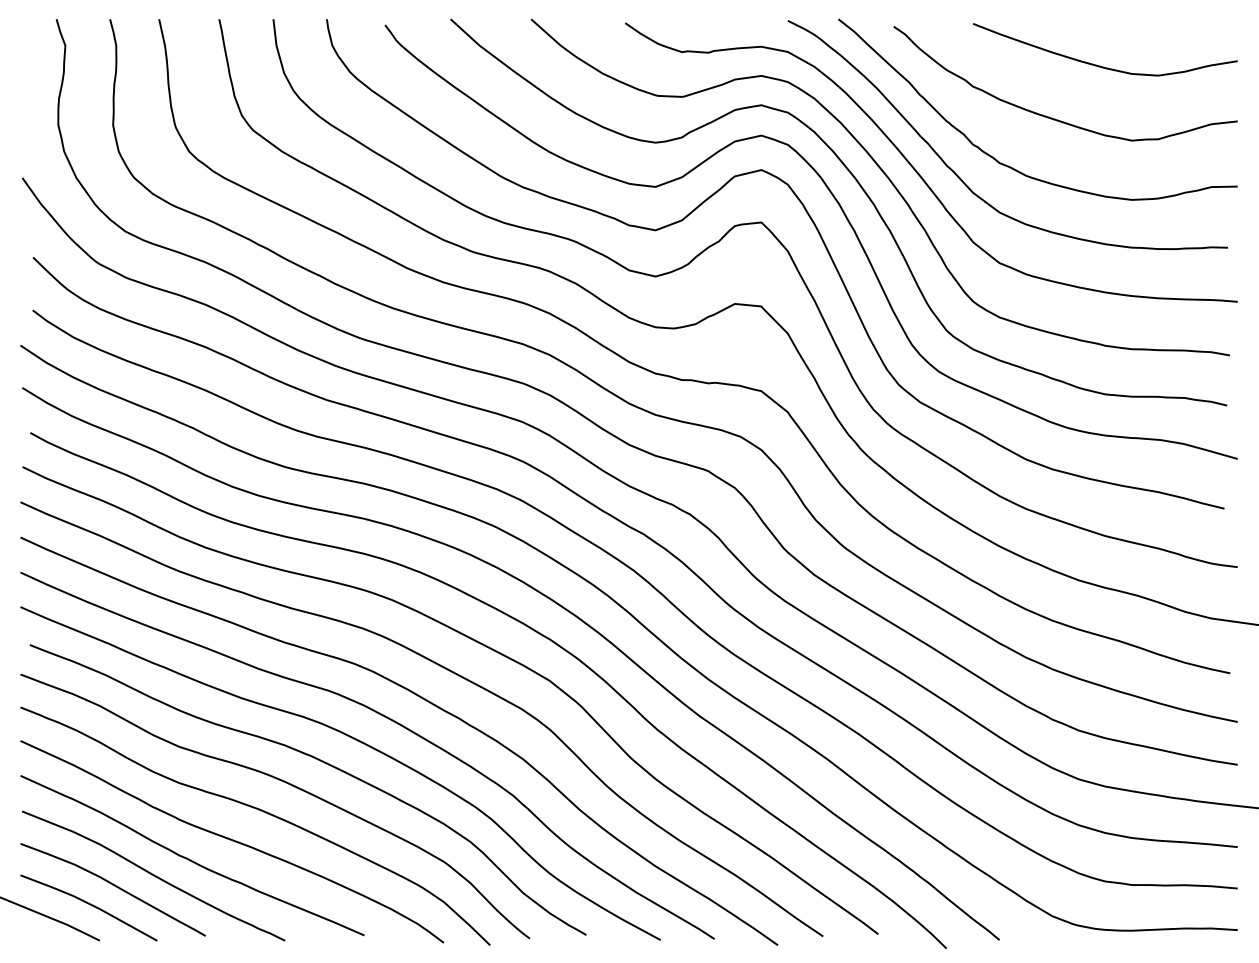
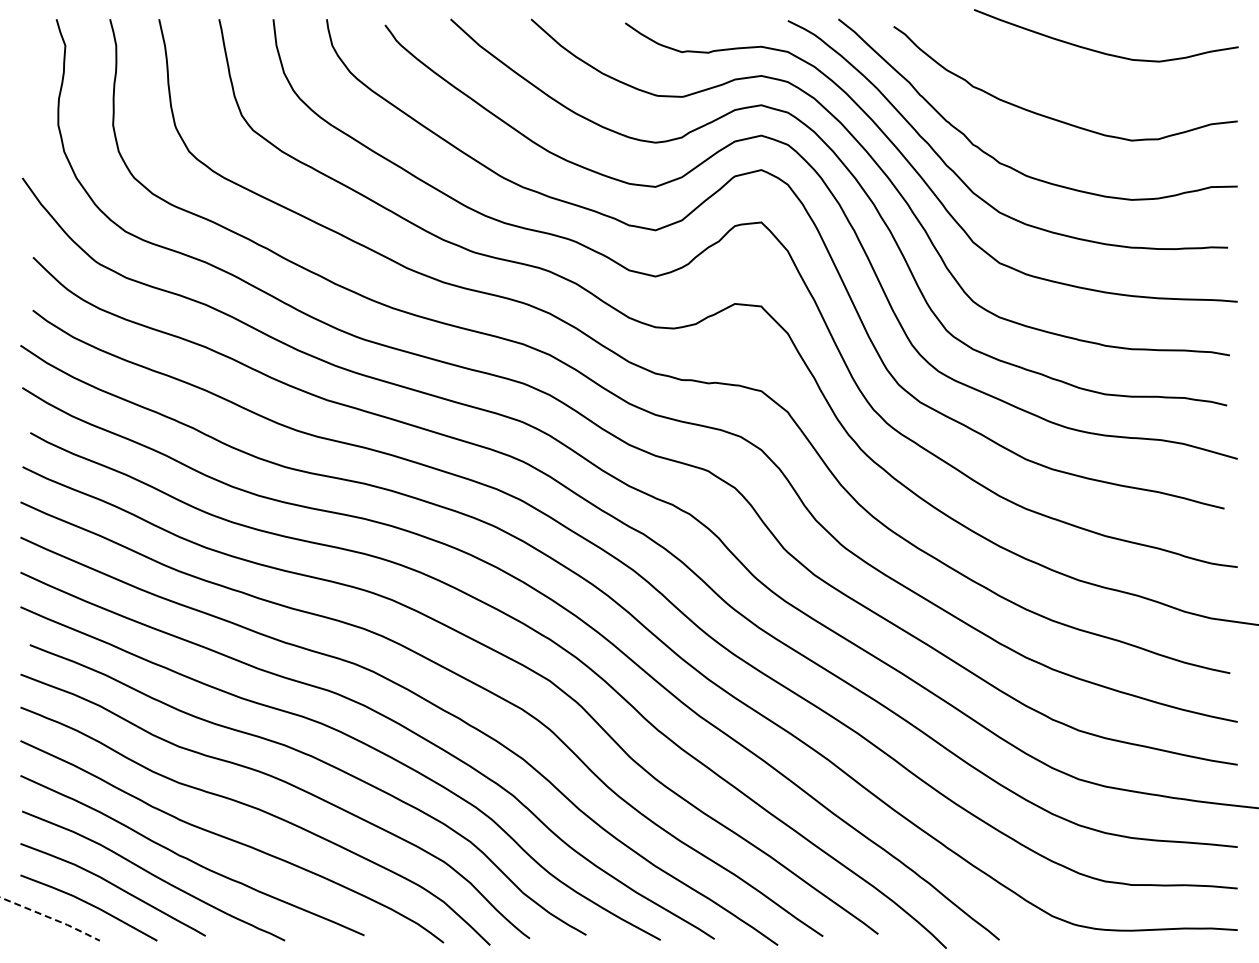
curve position: (1100, 65) -> (1101, 51) (1101, 51)
line: solid -> dashed (51, 918)
